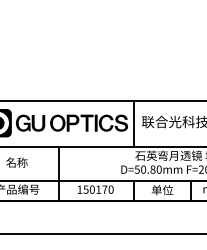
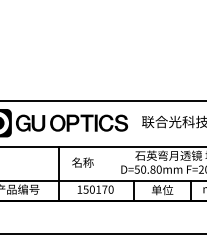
line: present -> none (134, 123)
text position: (16, 162) -> (82, 162) (82, 162)
